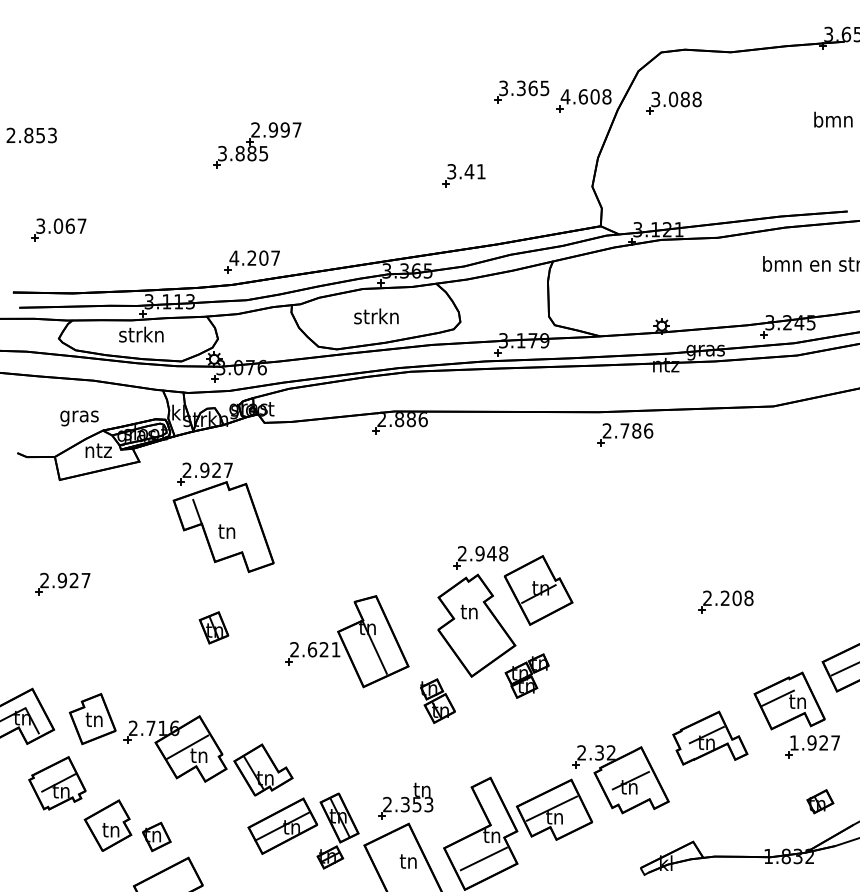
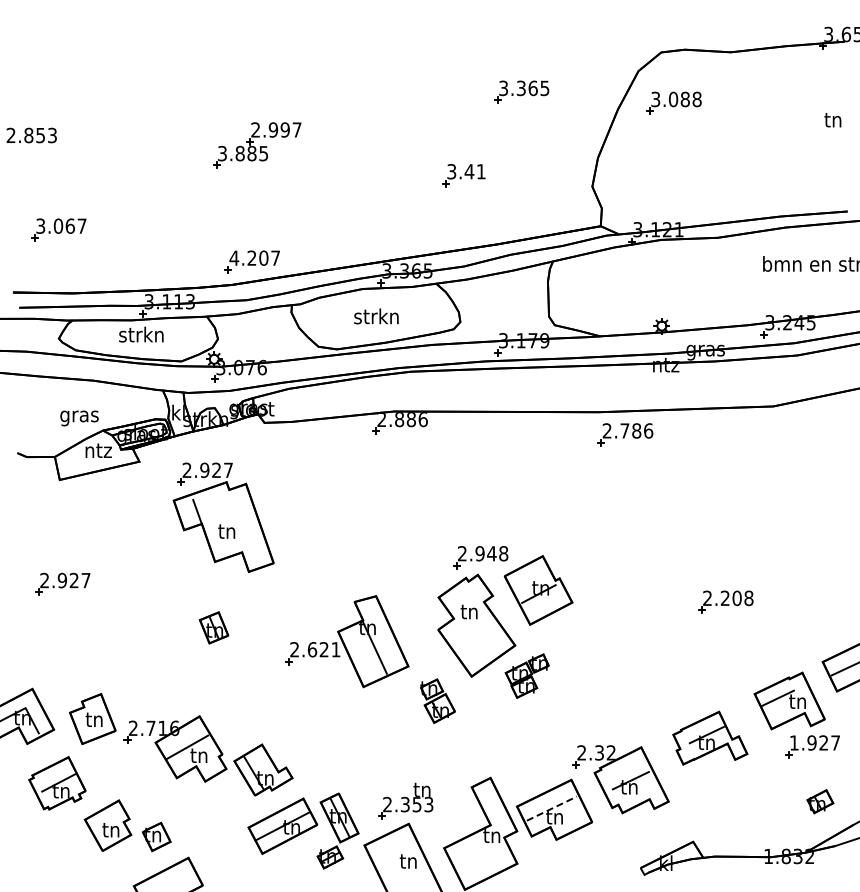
part: present -> none (583, 100)
text: bmn -> tn (833, 119)
line: solid -> dashed (551, 808)
line: present -> none (483, 858)
